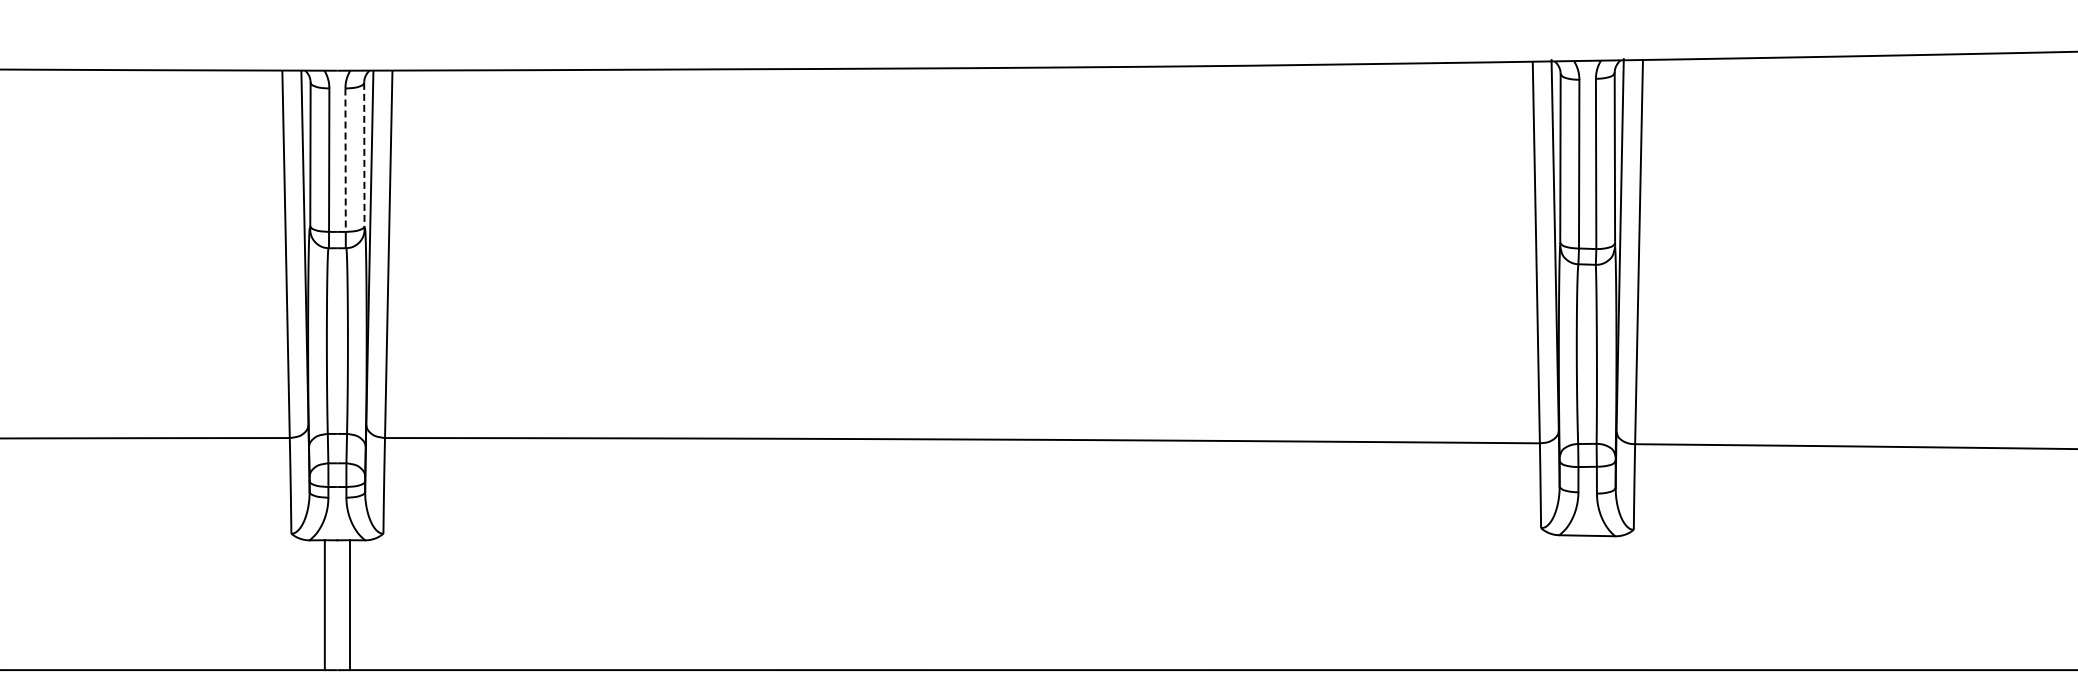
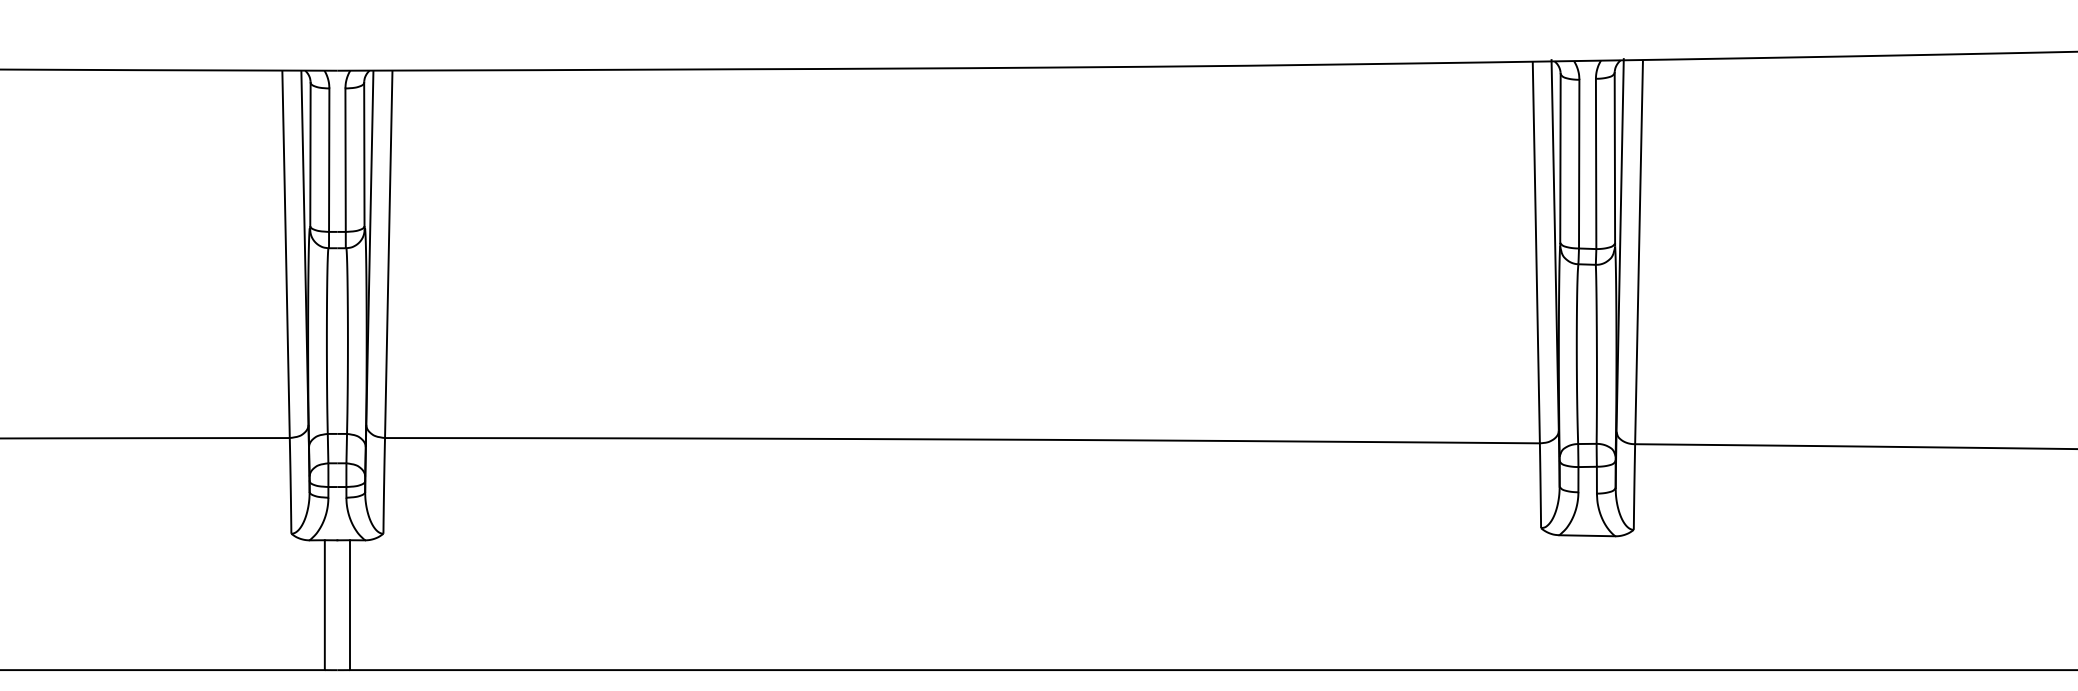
line: dashed -> solid (364, 154)
line: dashed -> solid (345, 160)
